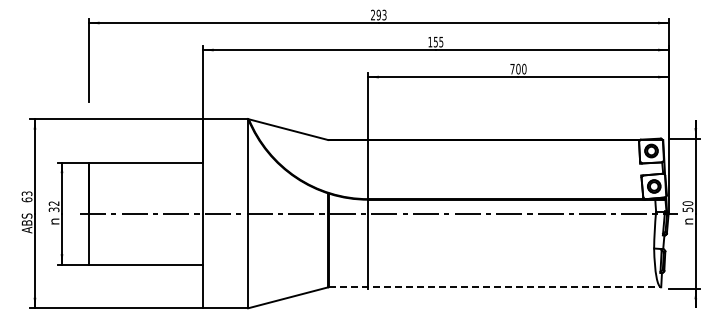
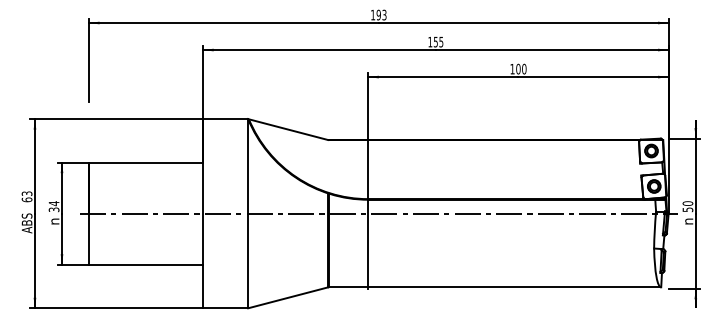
text: 293 -> 193 (372, 14)
text: 700 -> 100 (512, 69)
text: 32 -> 34 (53, 203)
line: dashed -> solid (495, 287)
